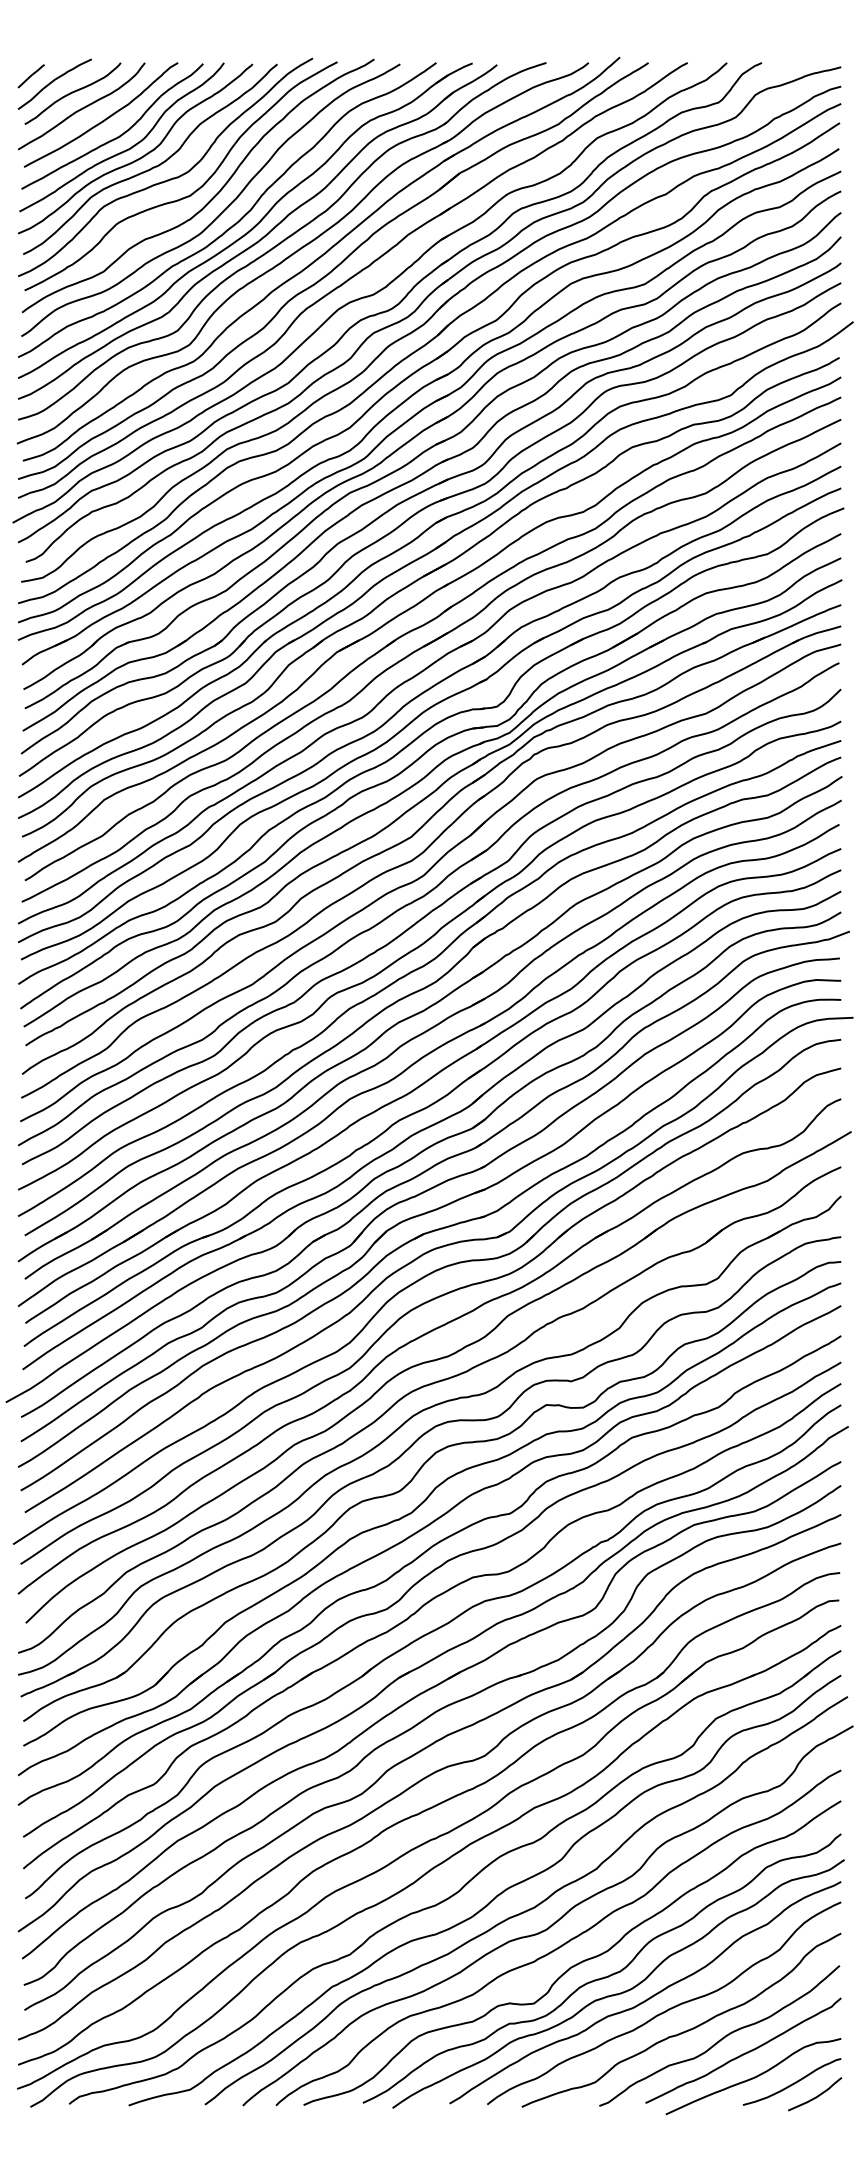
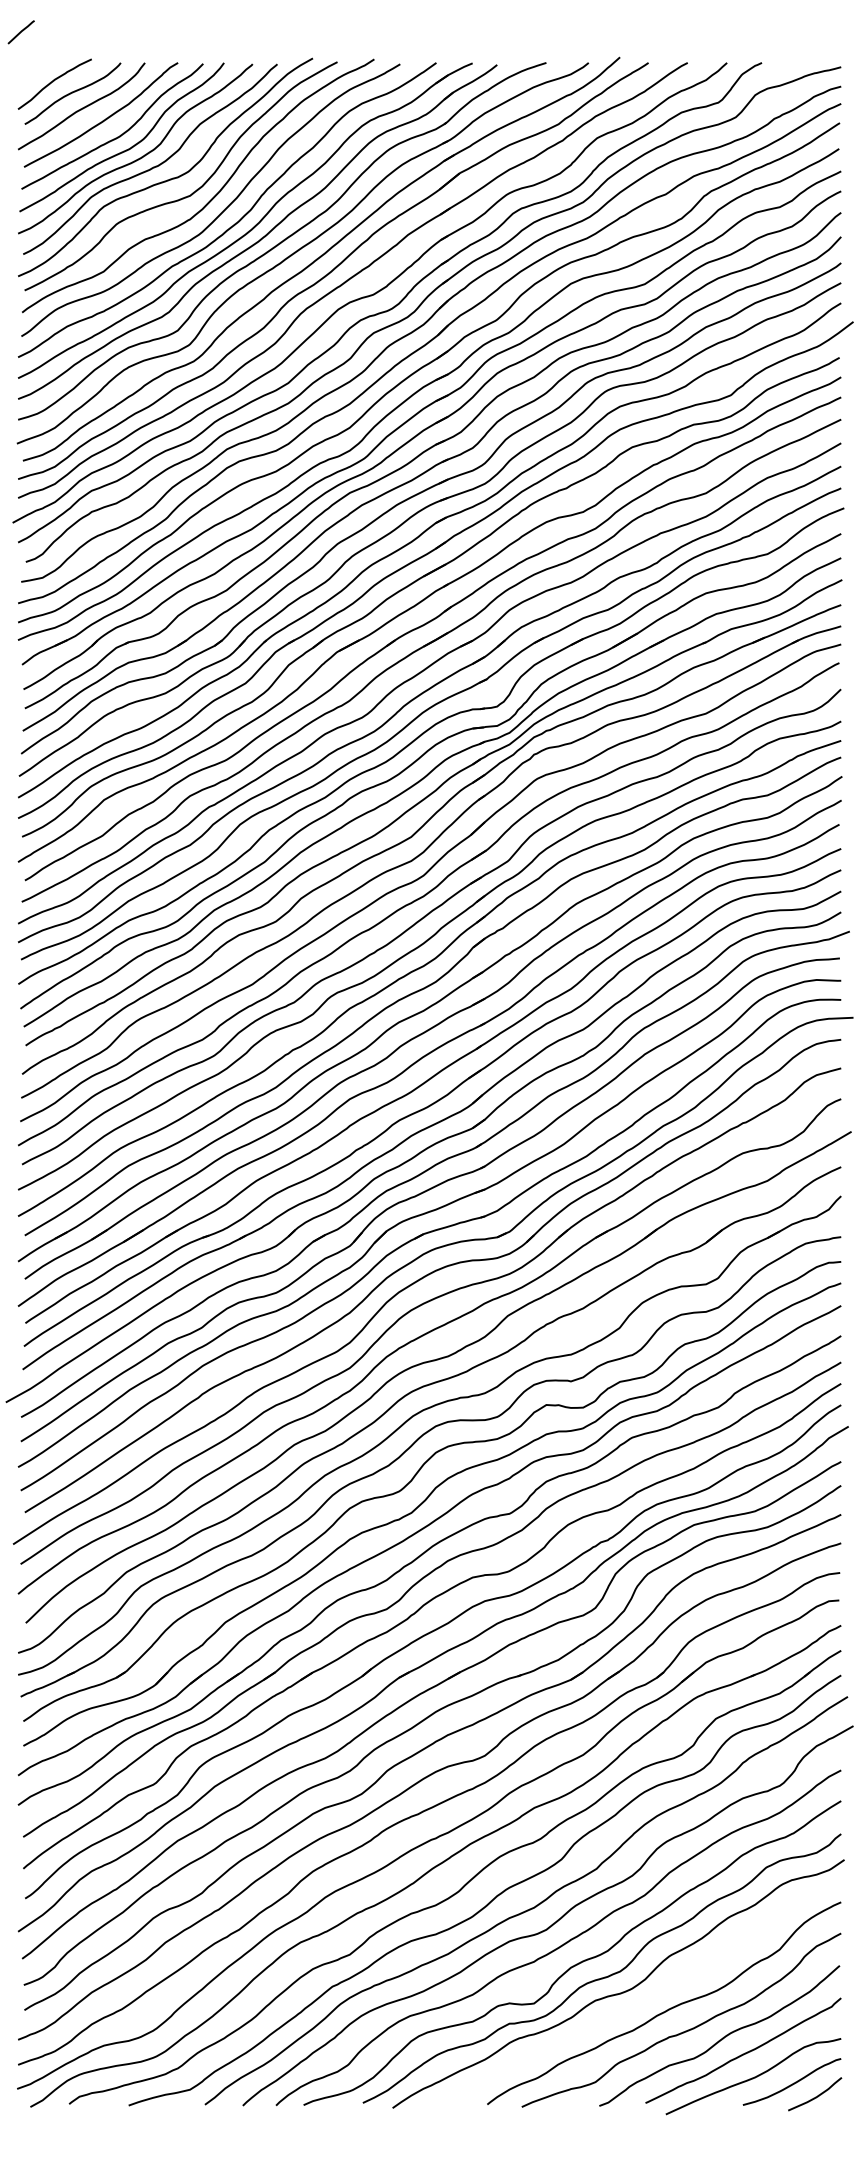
line position: (30, 76) -> (20, 32) (20, 32)
curve: present -> none (647, 1998)
